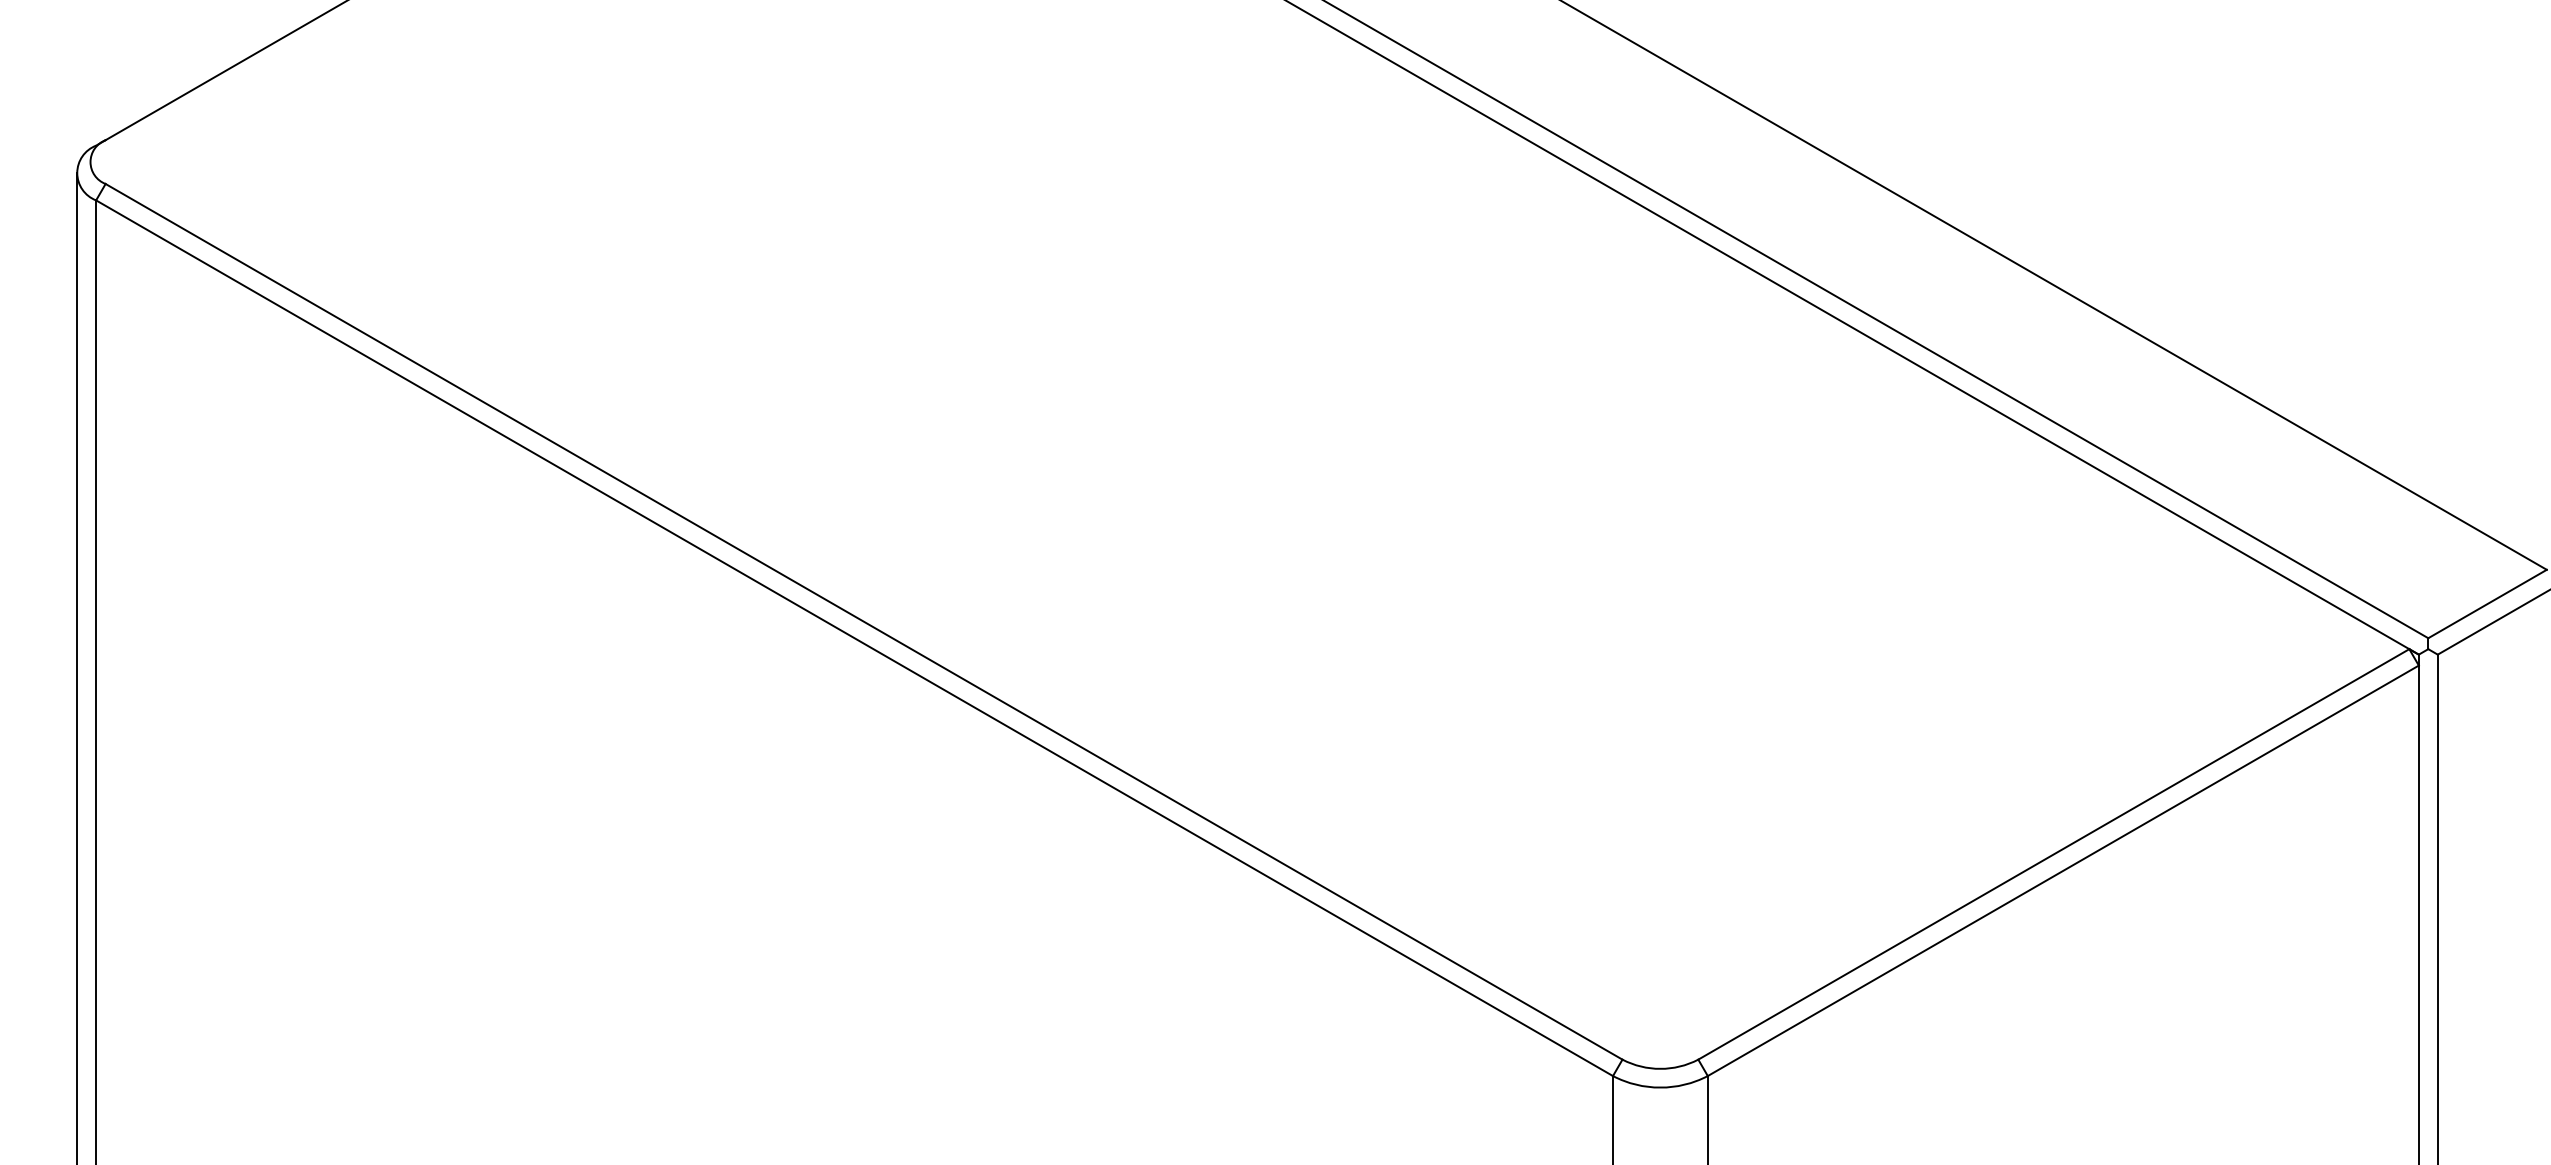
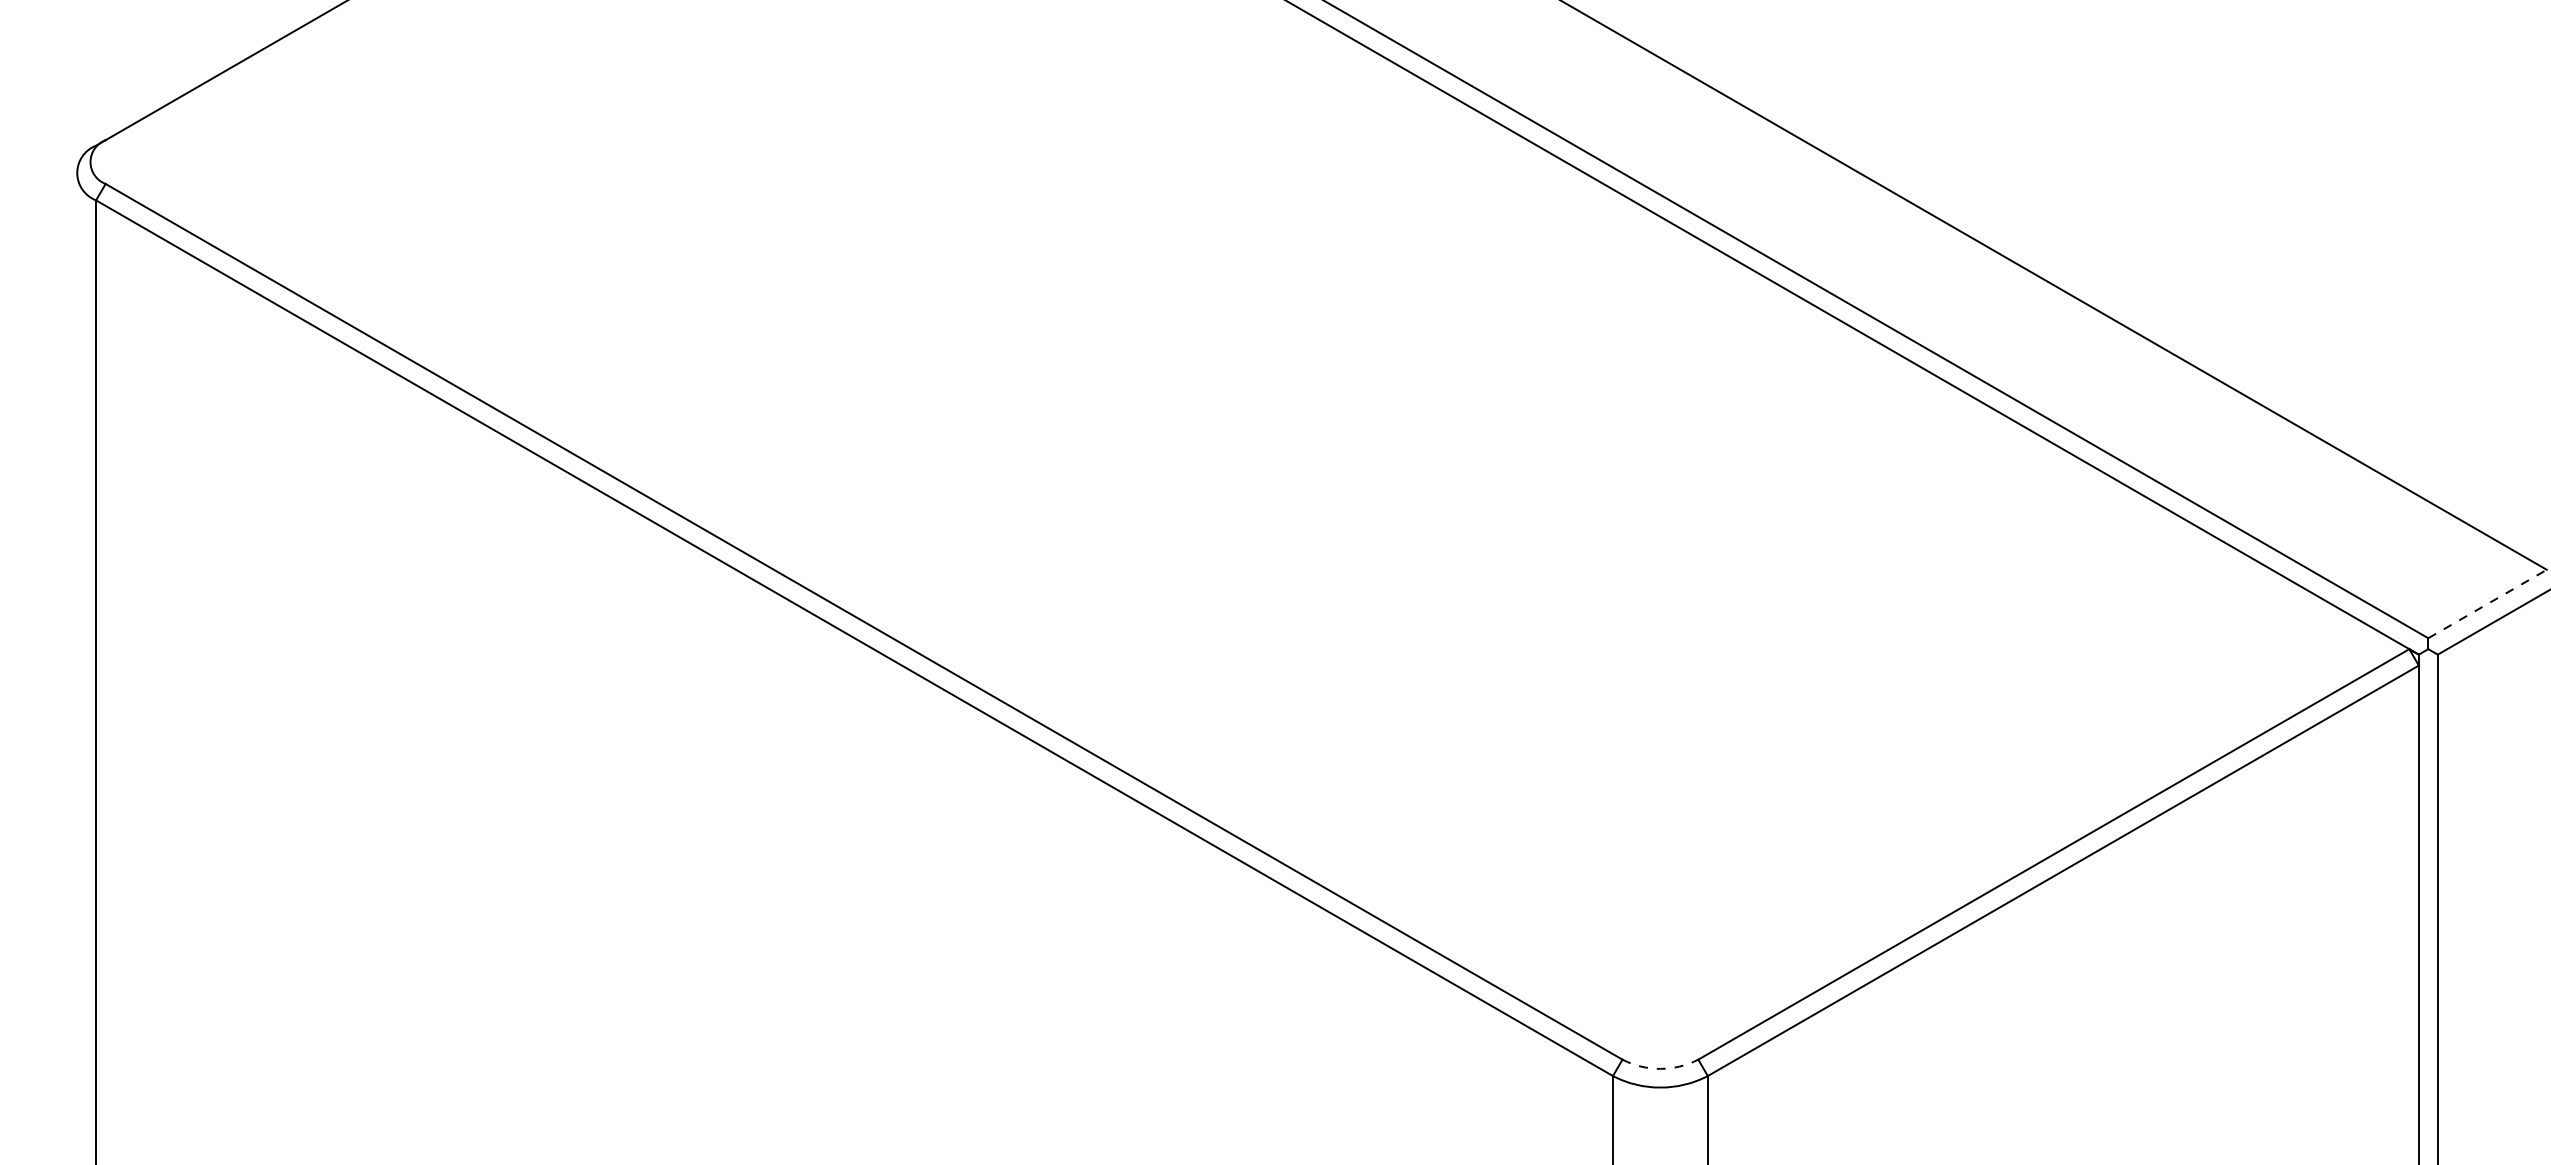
line: solid -> dashed (2488, 603)
line: present -> none (76, 667)
arc: solid -> dashed (1660, 1068)
